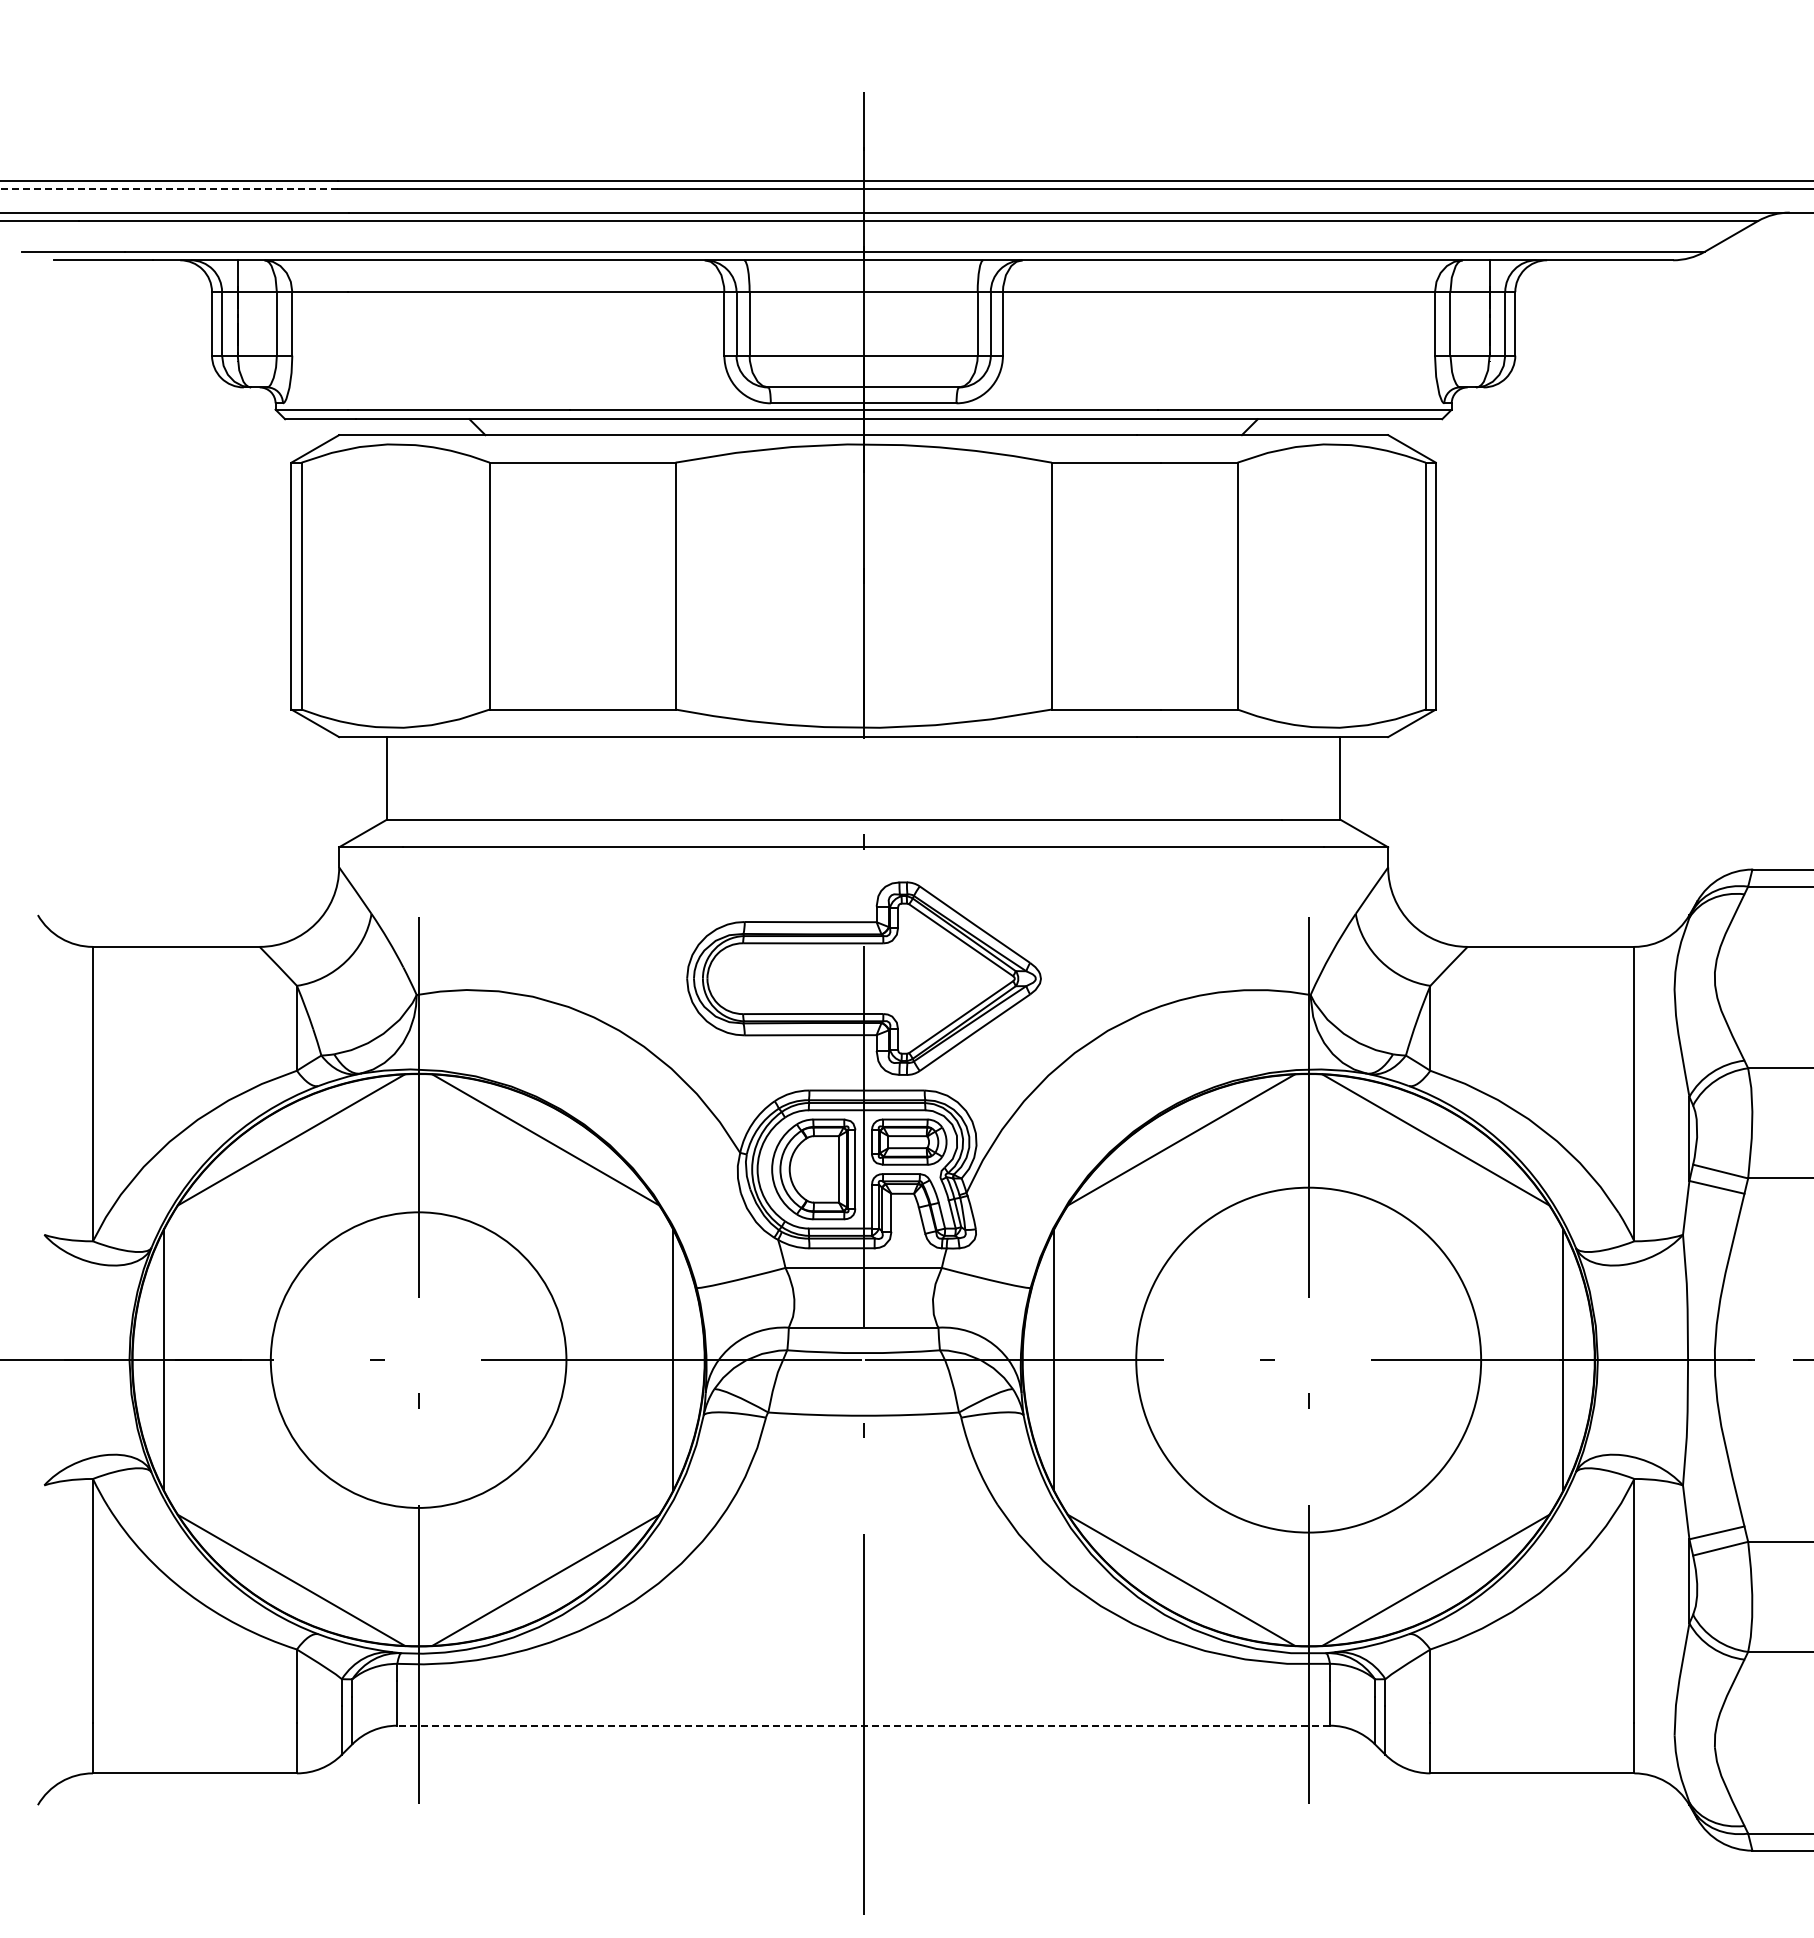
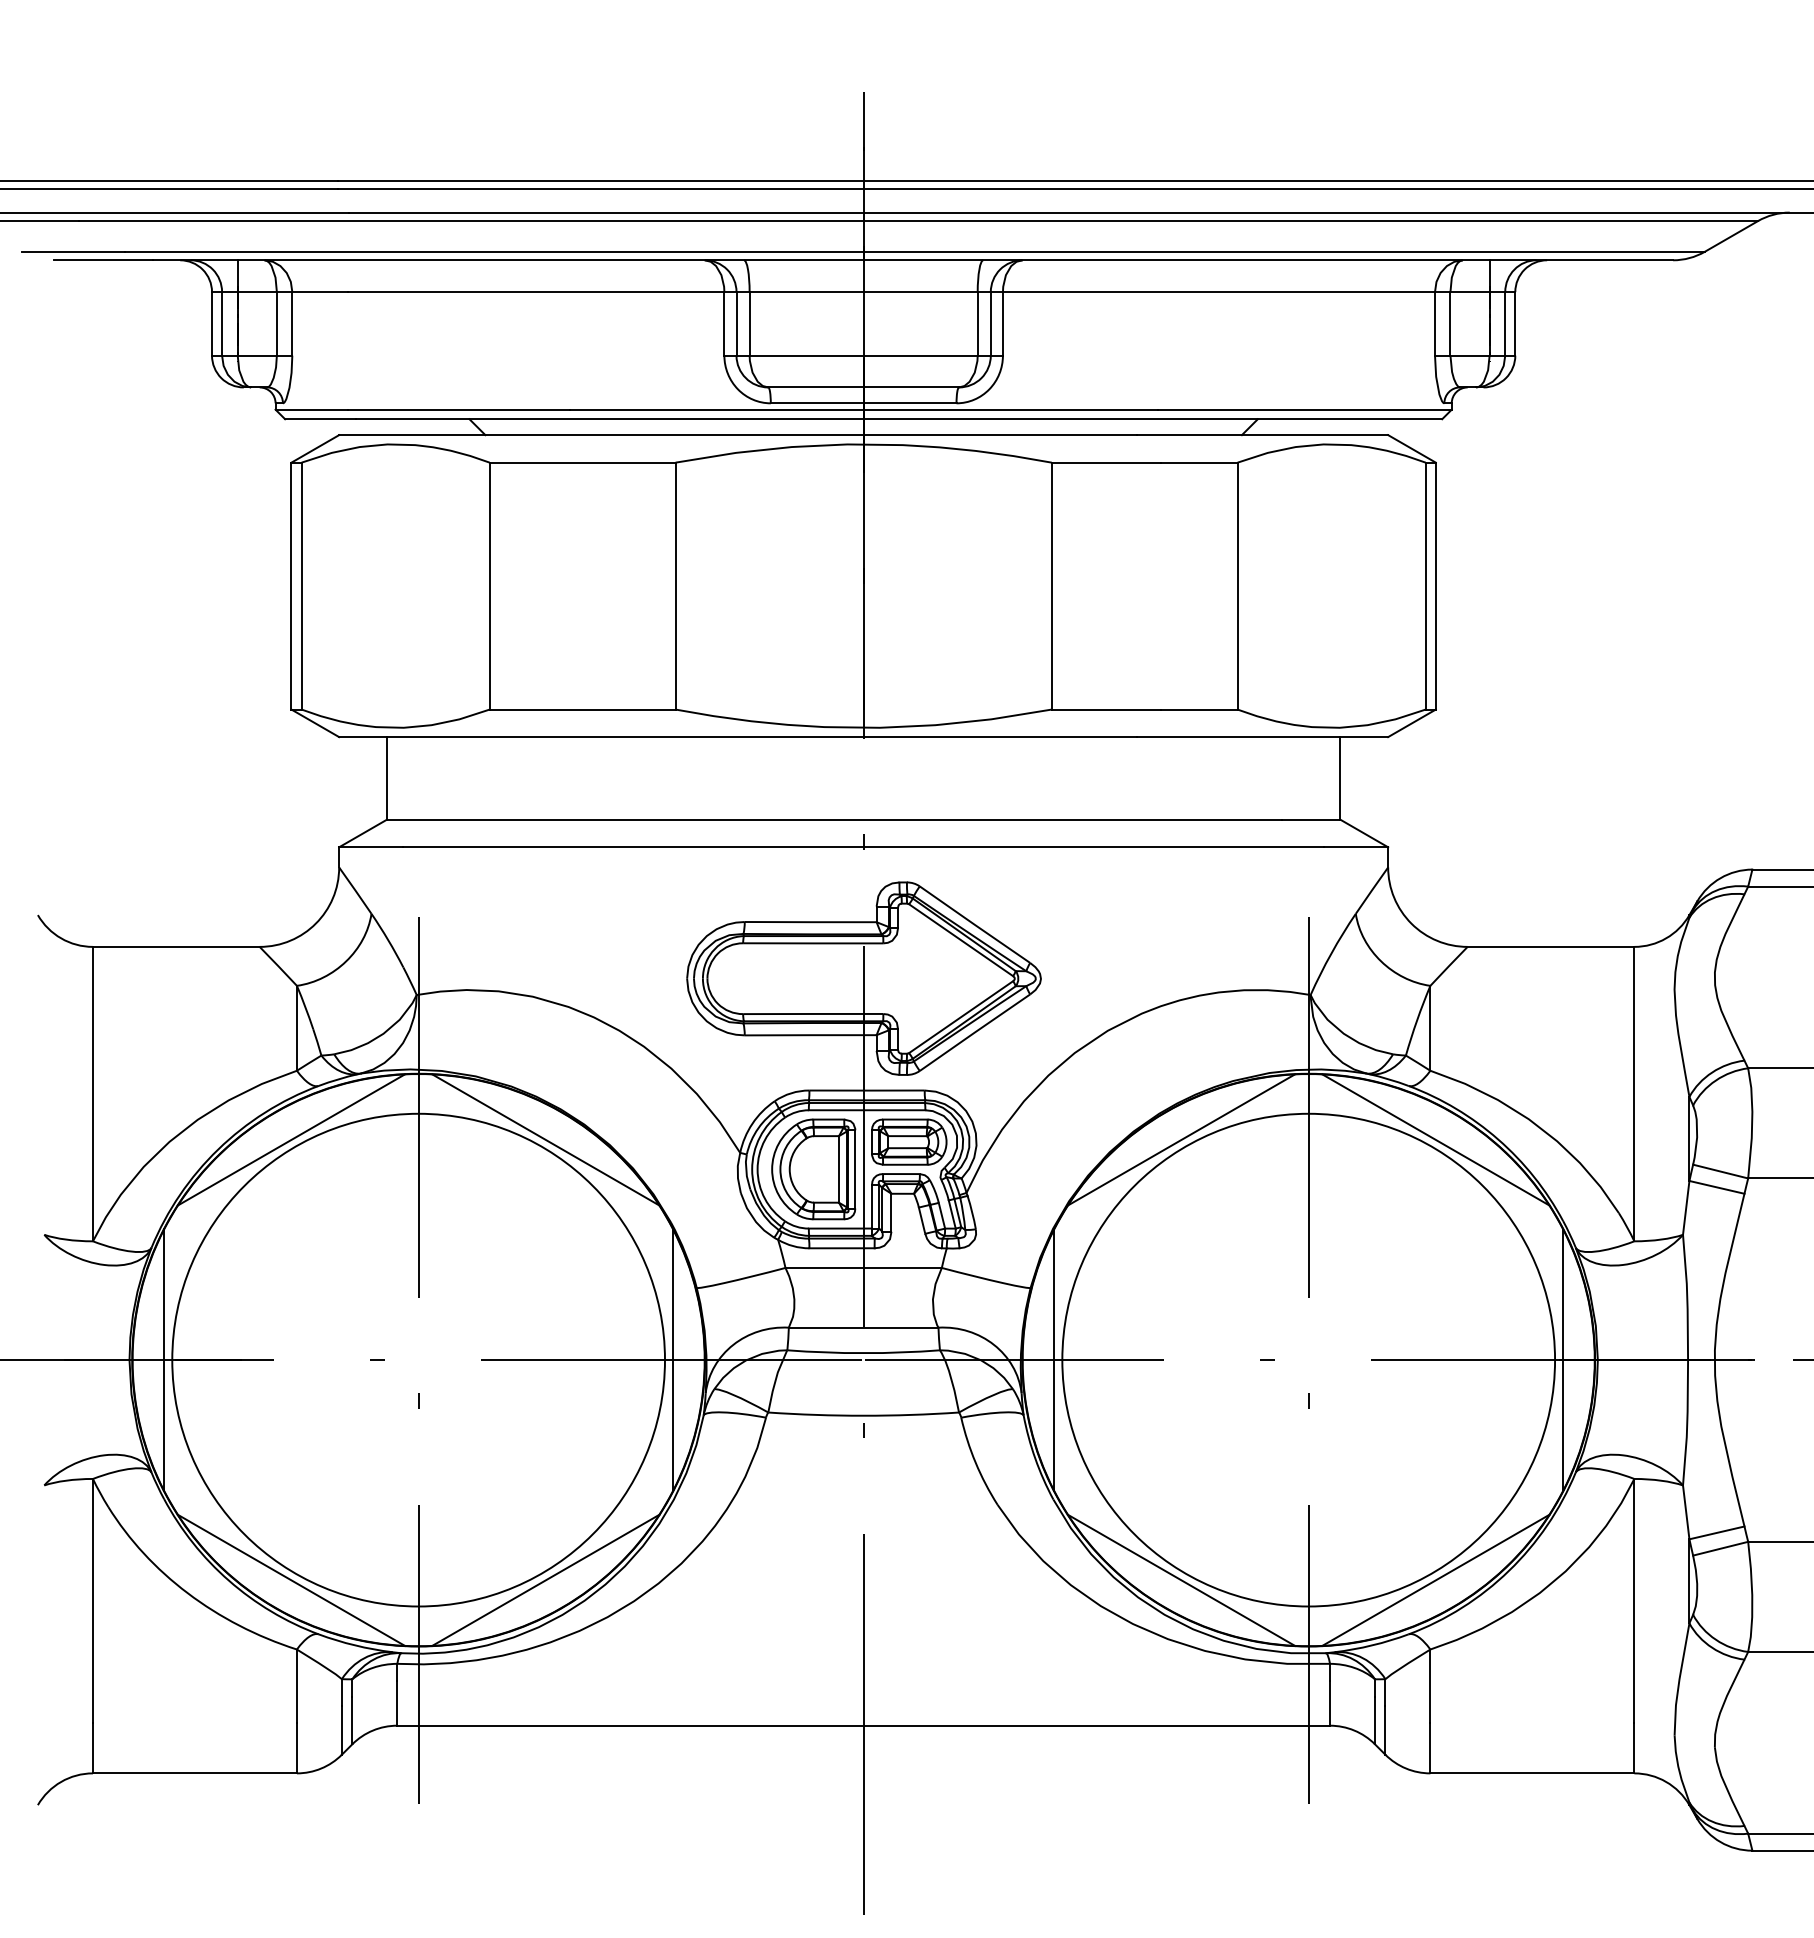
line: dashed -> solid (169, 189)
circle diameter: 296 px -> 493 px (418, 1359)
circle diameter: 345 px -> 493 px (1308, 1359)
line: dashed -> solid (863, 1725)
